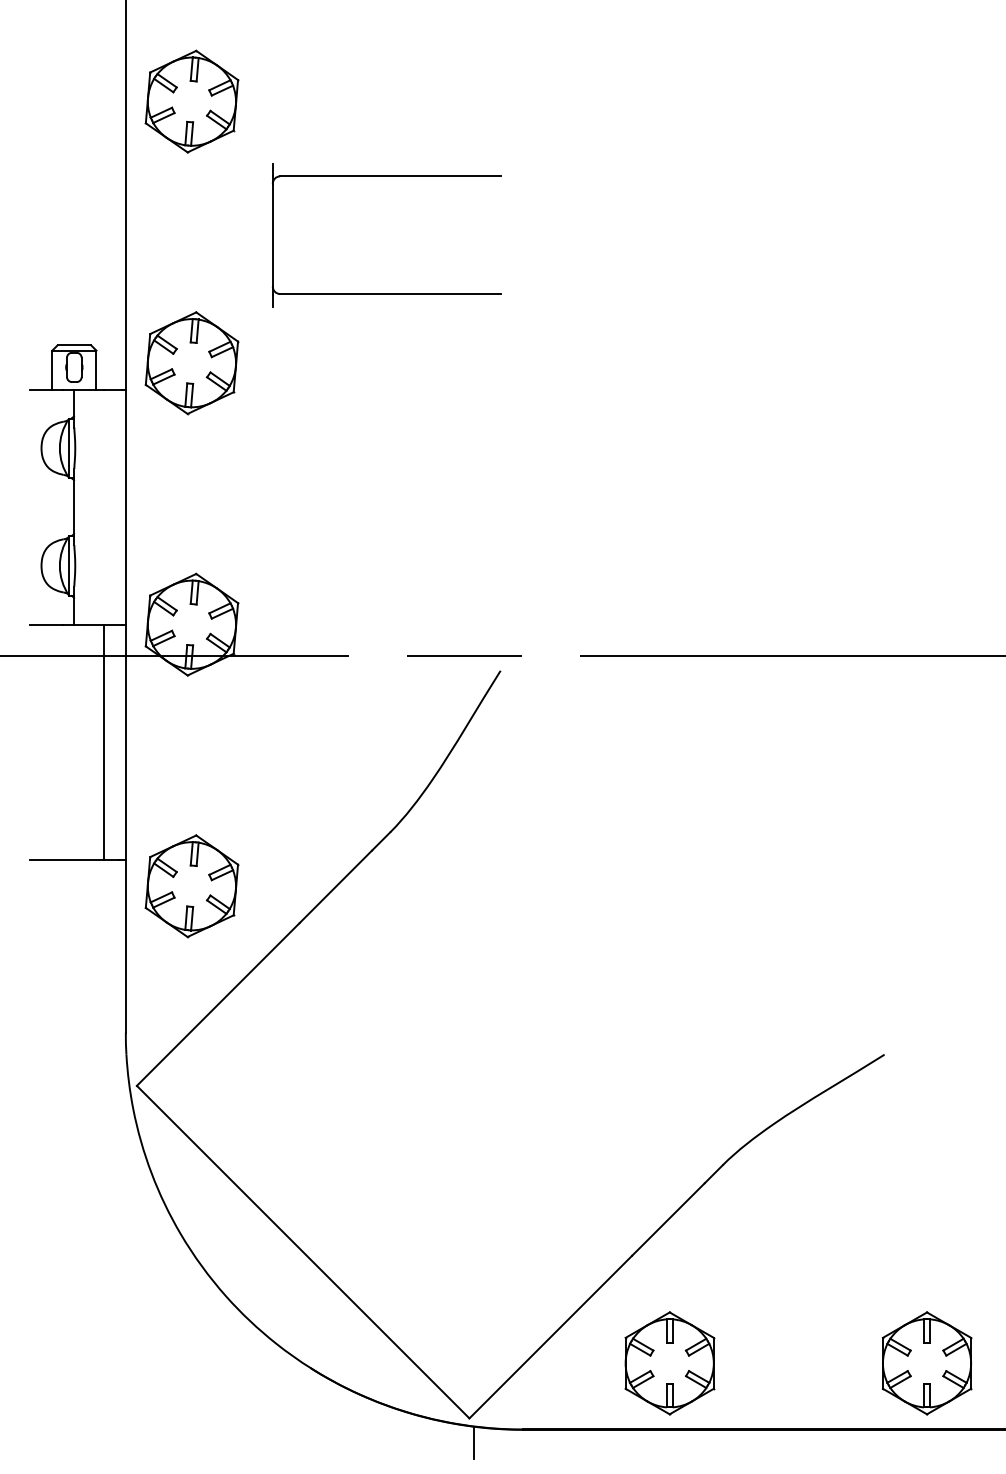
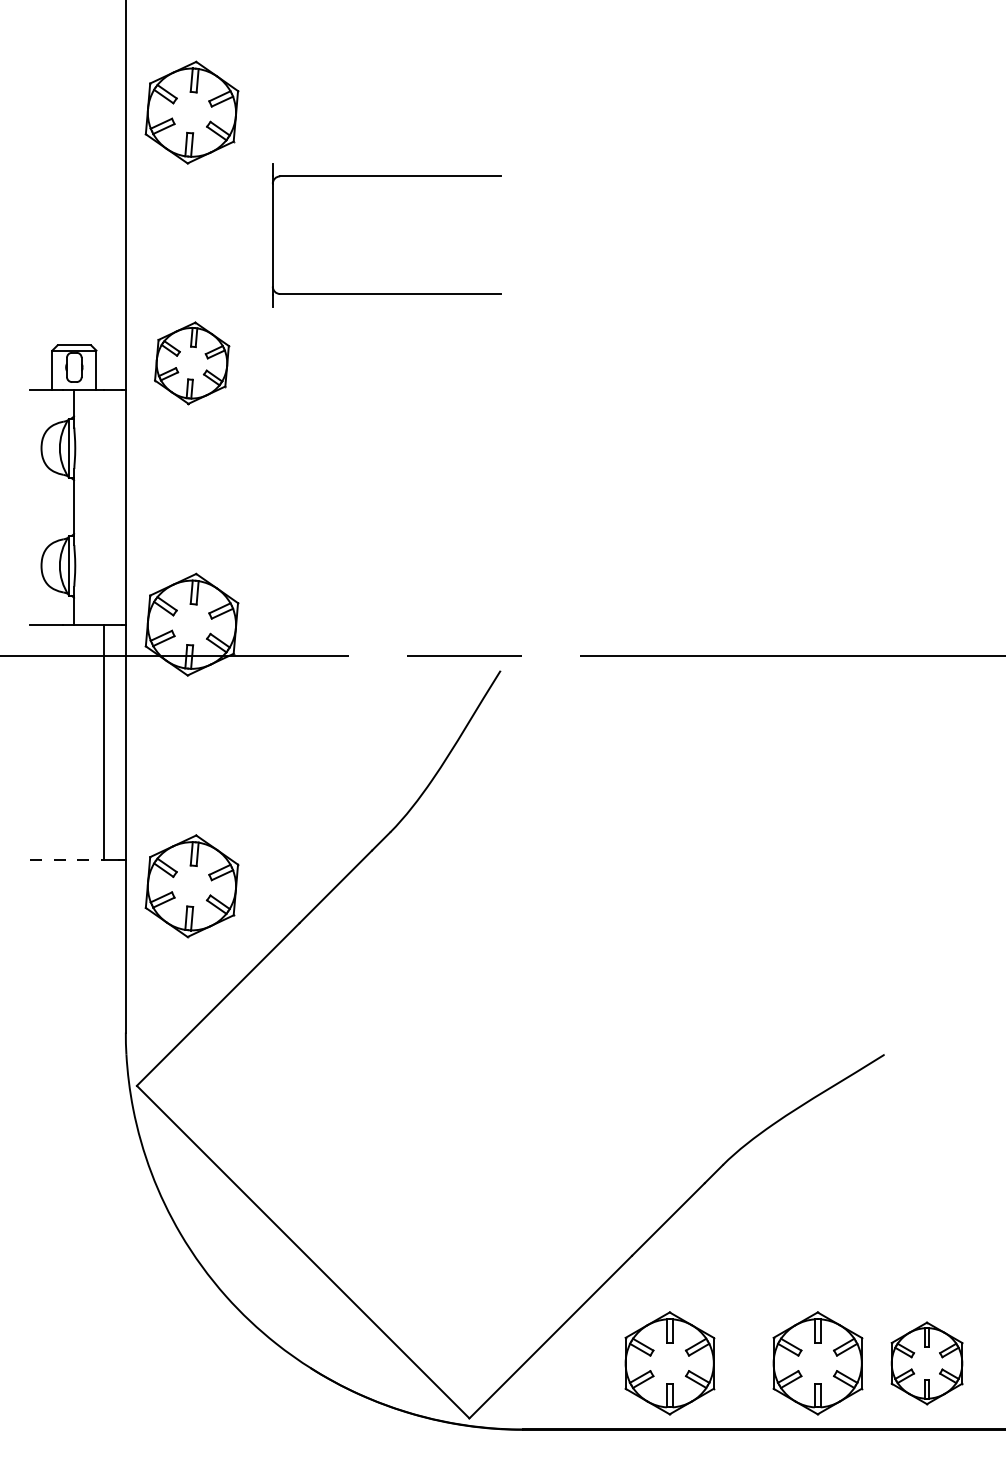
part position: (191, 101) -> (191, 112) (191, 112)
part size: 96x105 px -> 77x85 px (192, 363)
line: solid -> dashed (67, 859)
part: none -> present (817, 1363)
part size: 92x105 px -> 74x85 px (926, 1363)
line: present -> none (474, 1442)
